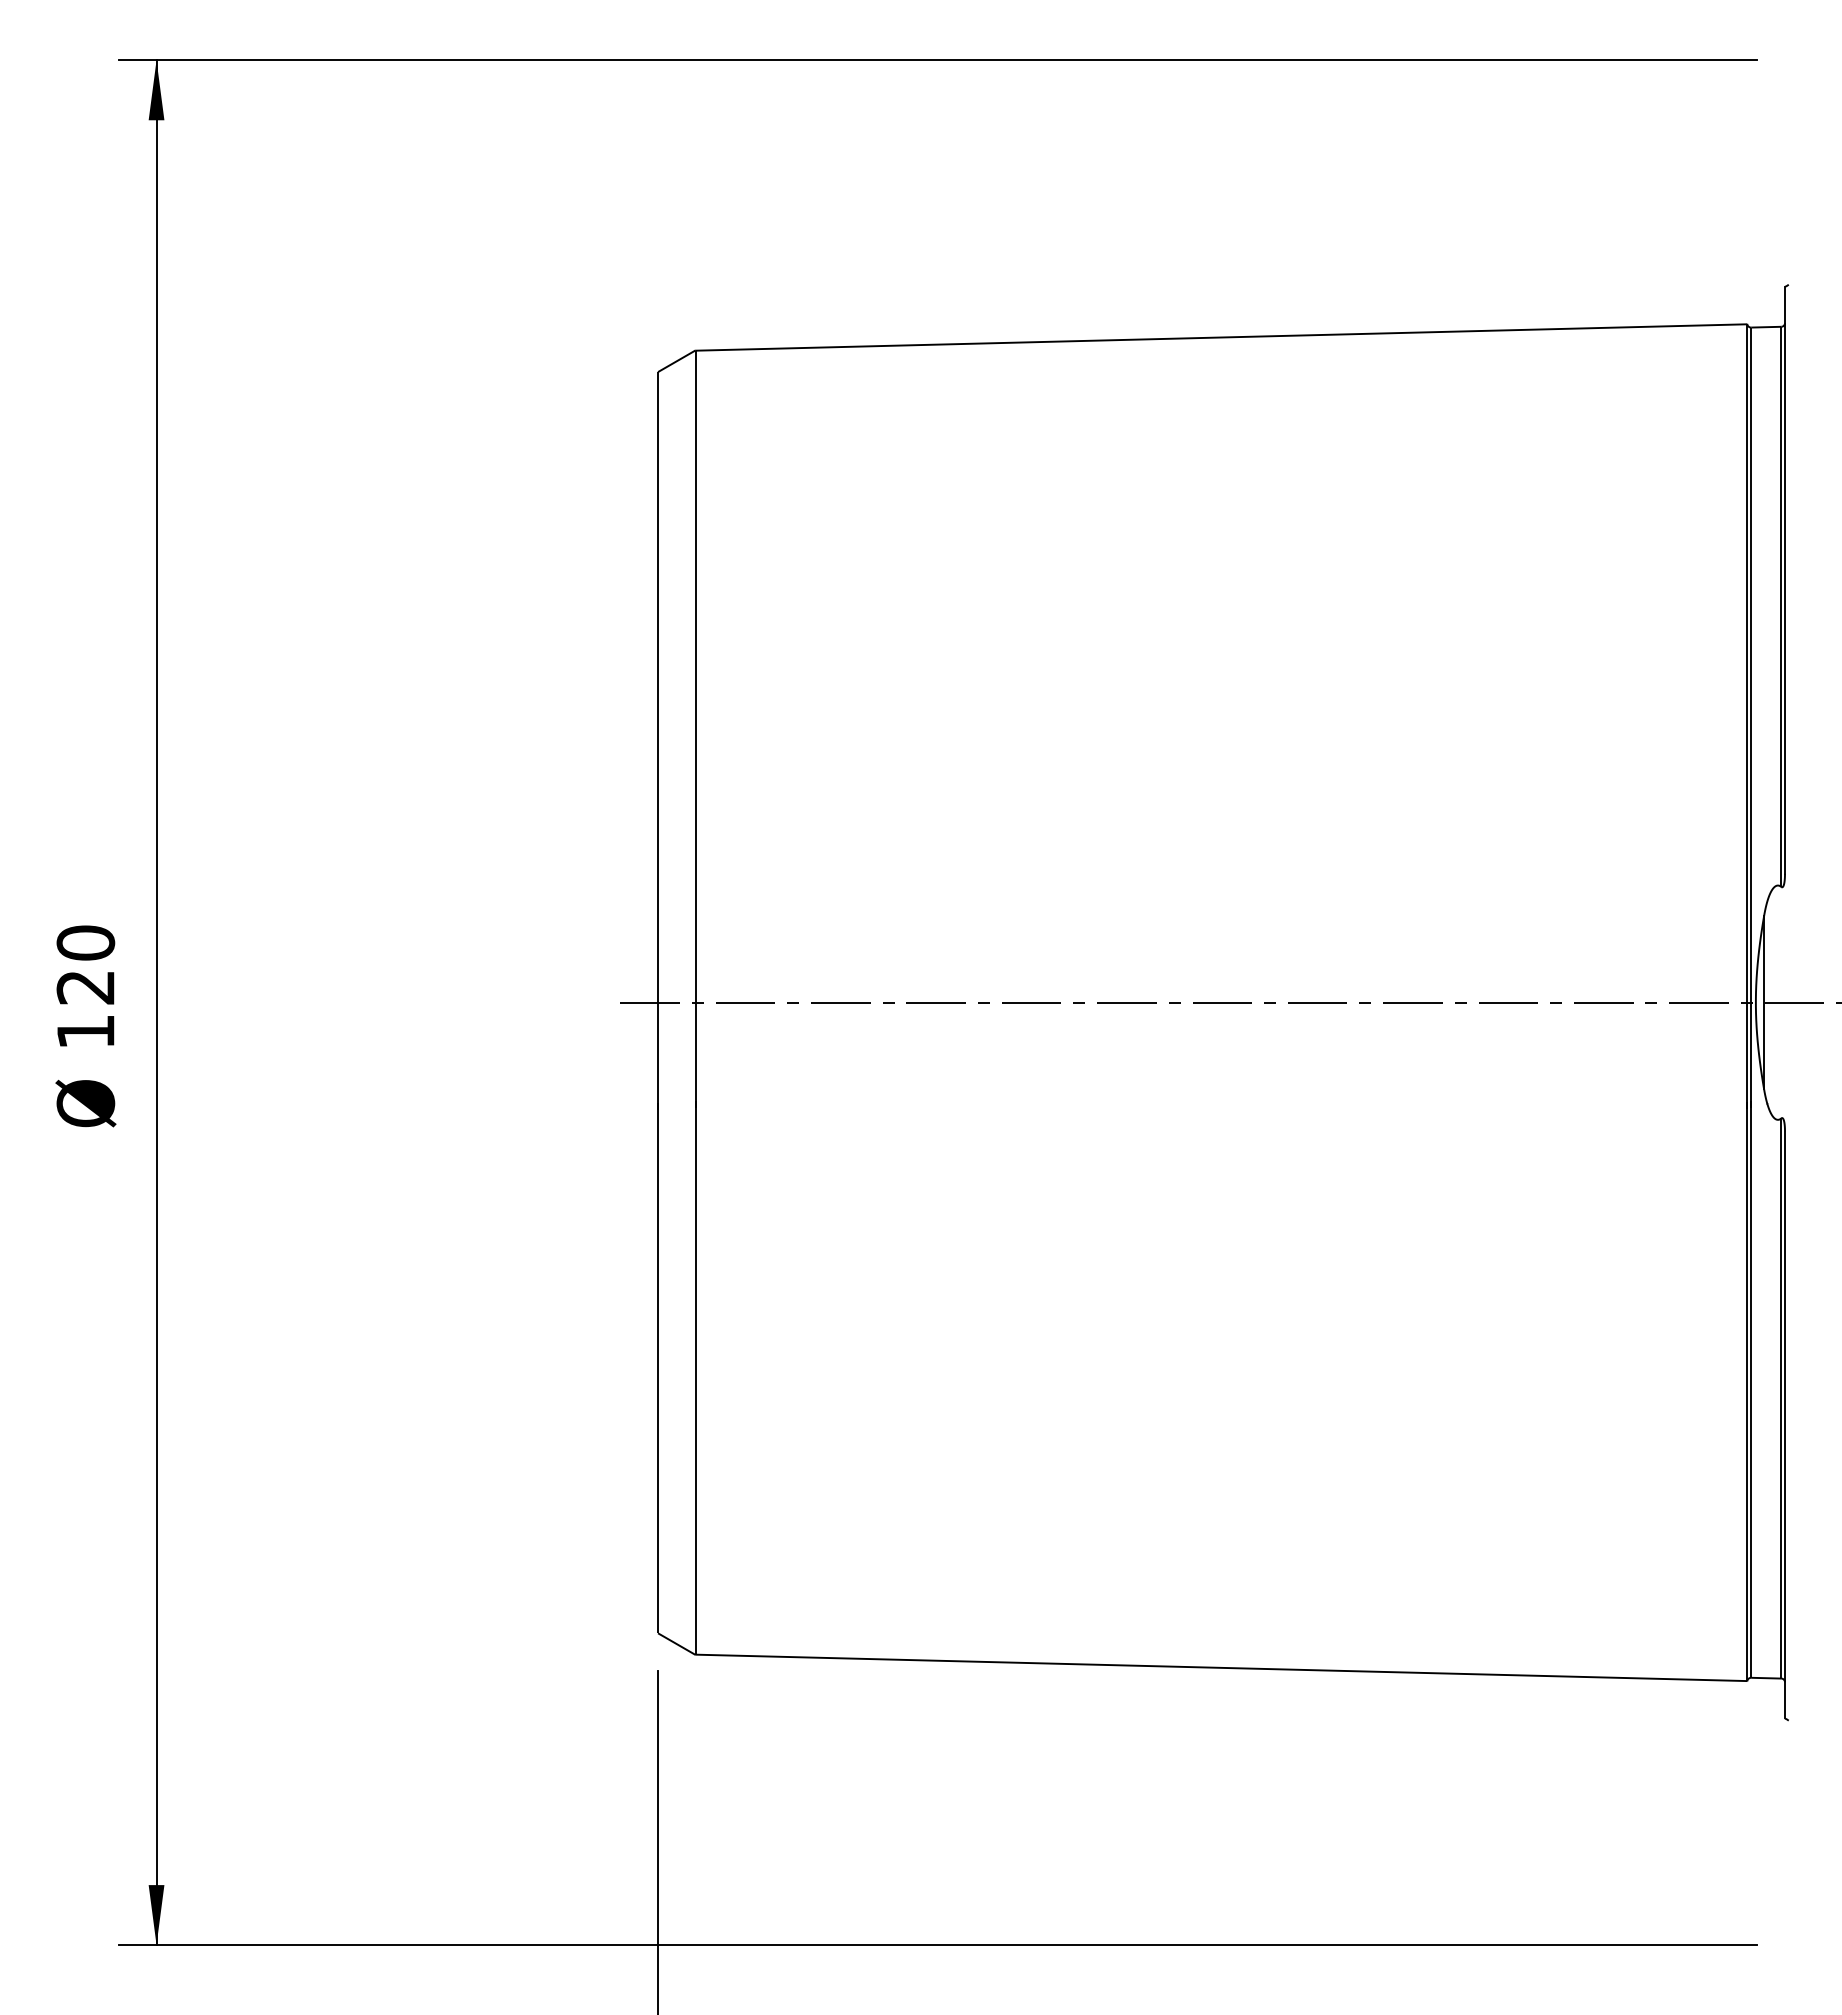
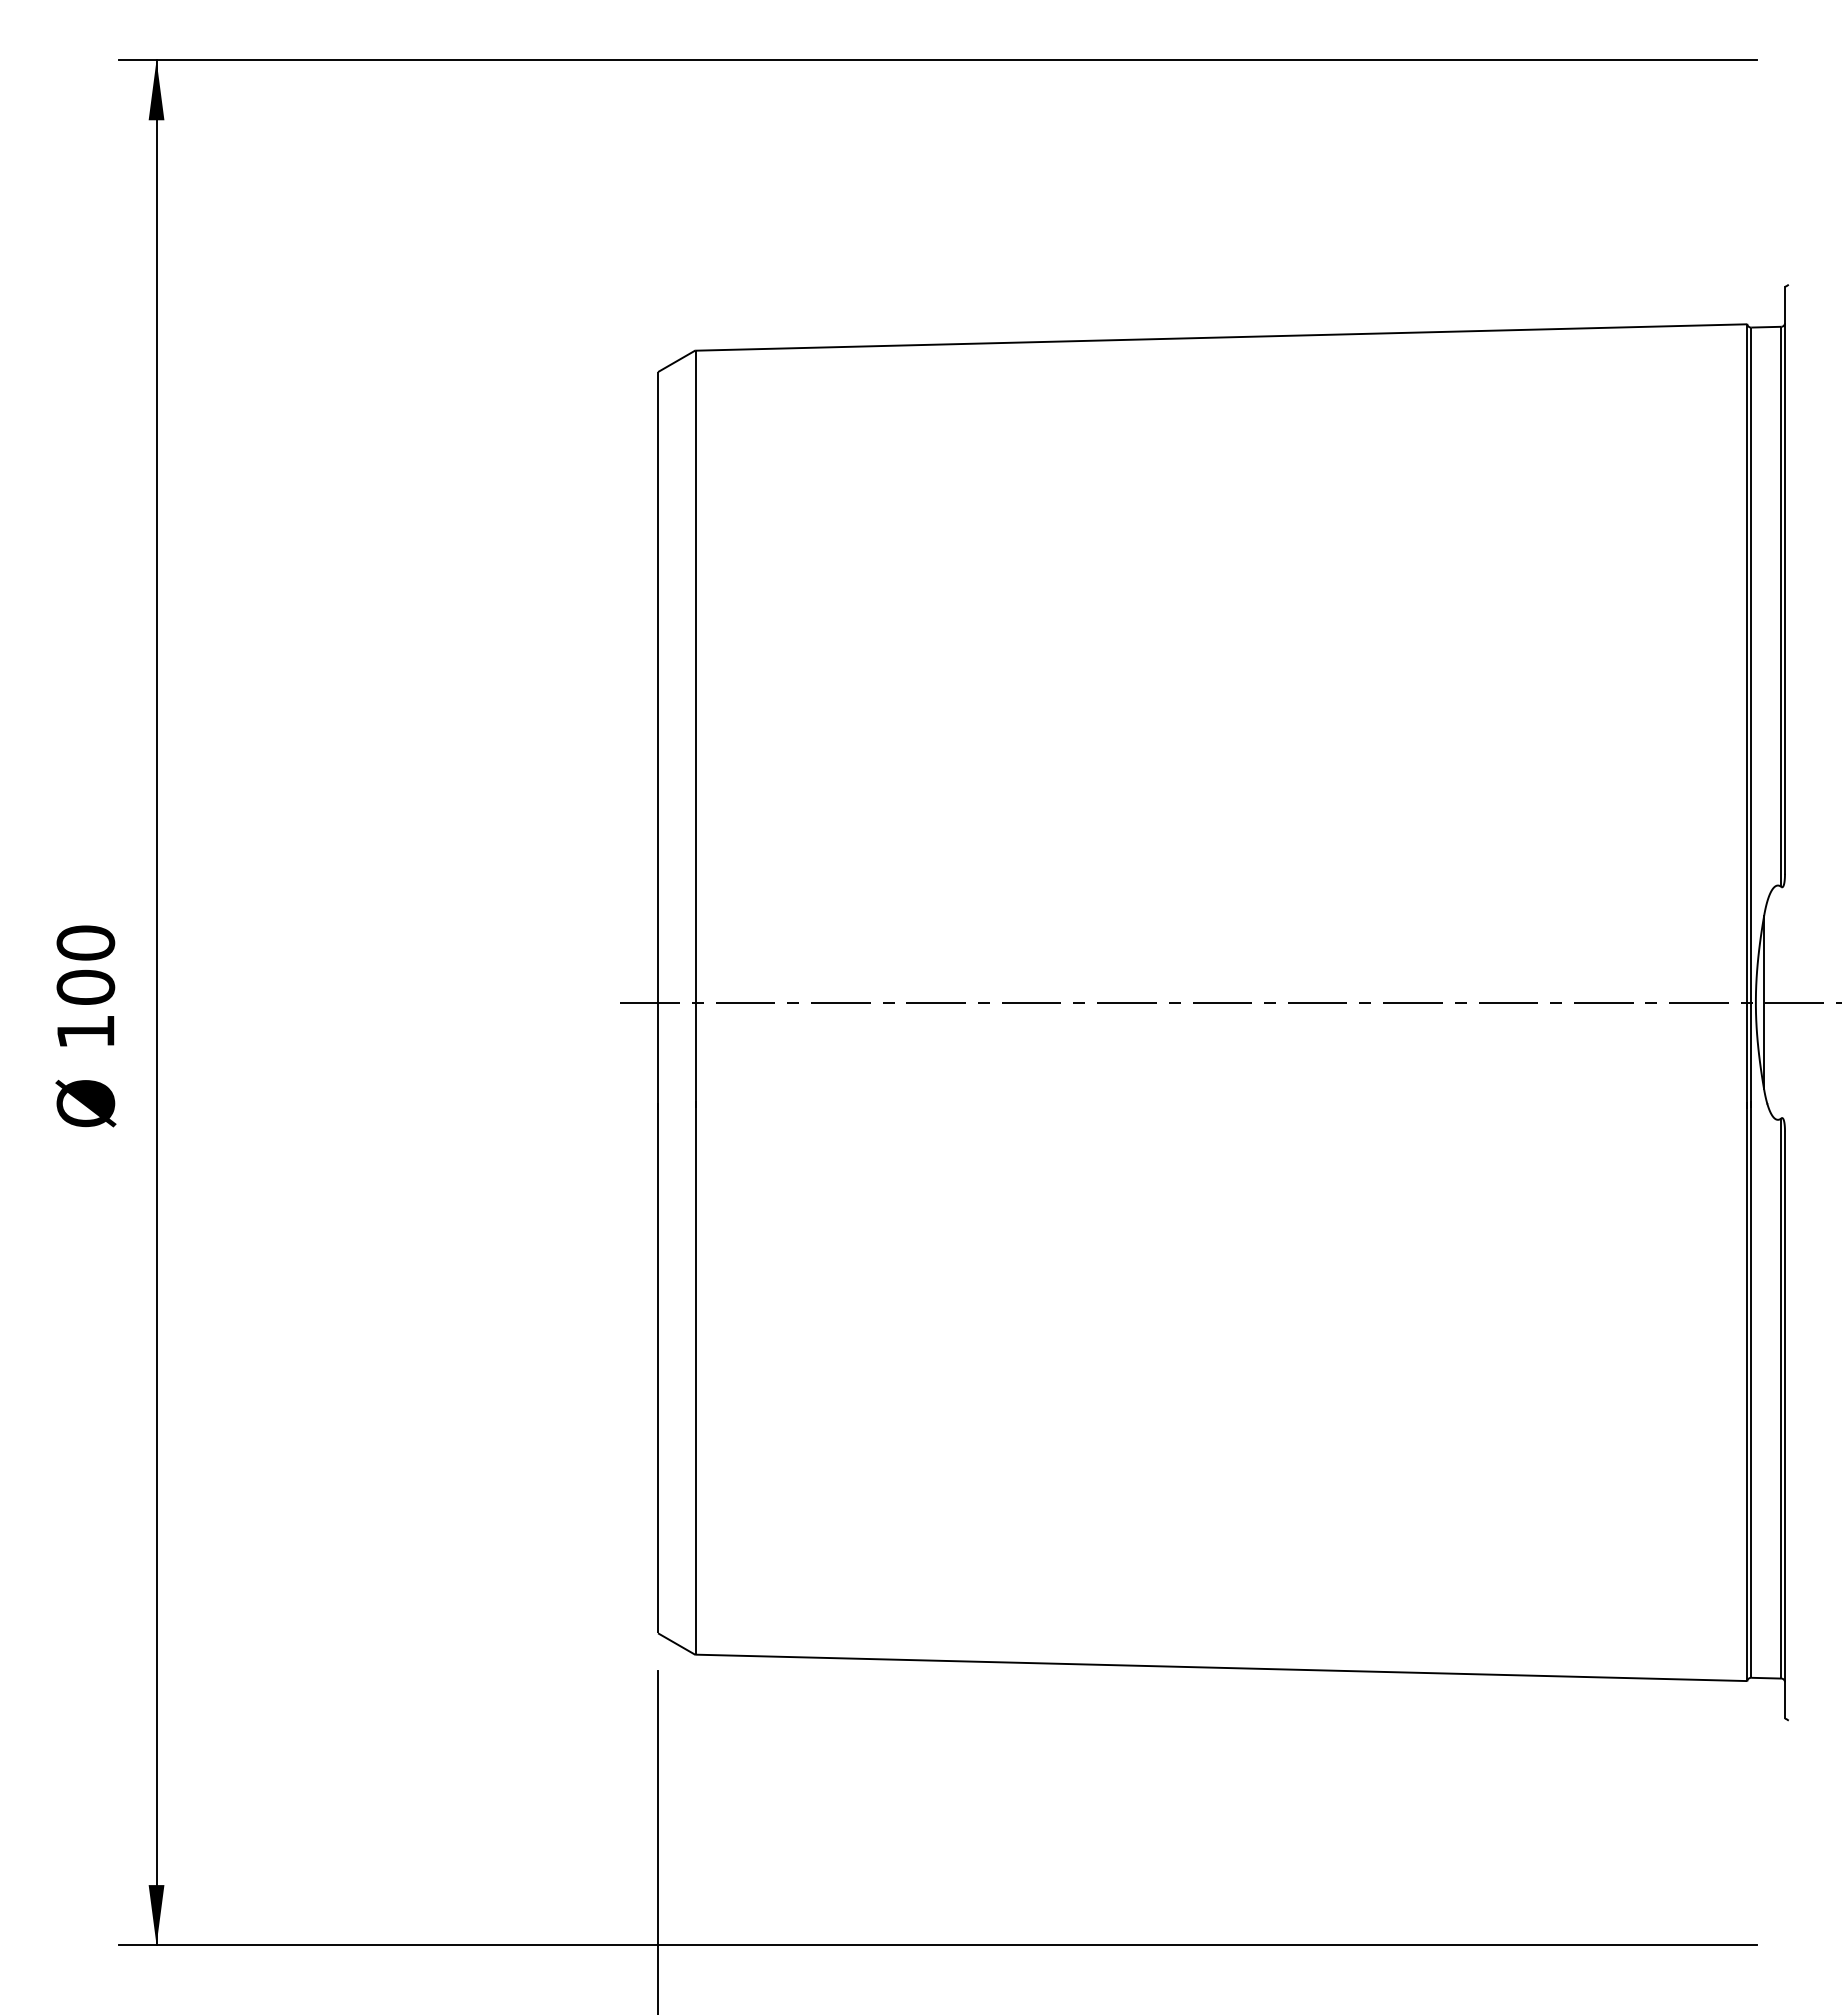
text: 120 -> 100 (85, 986)
